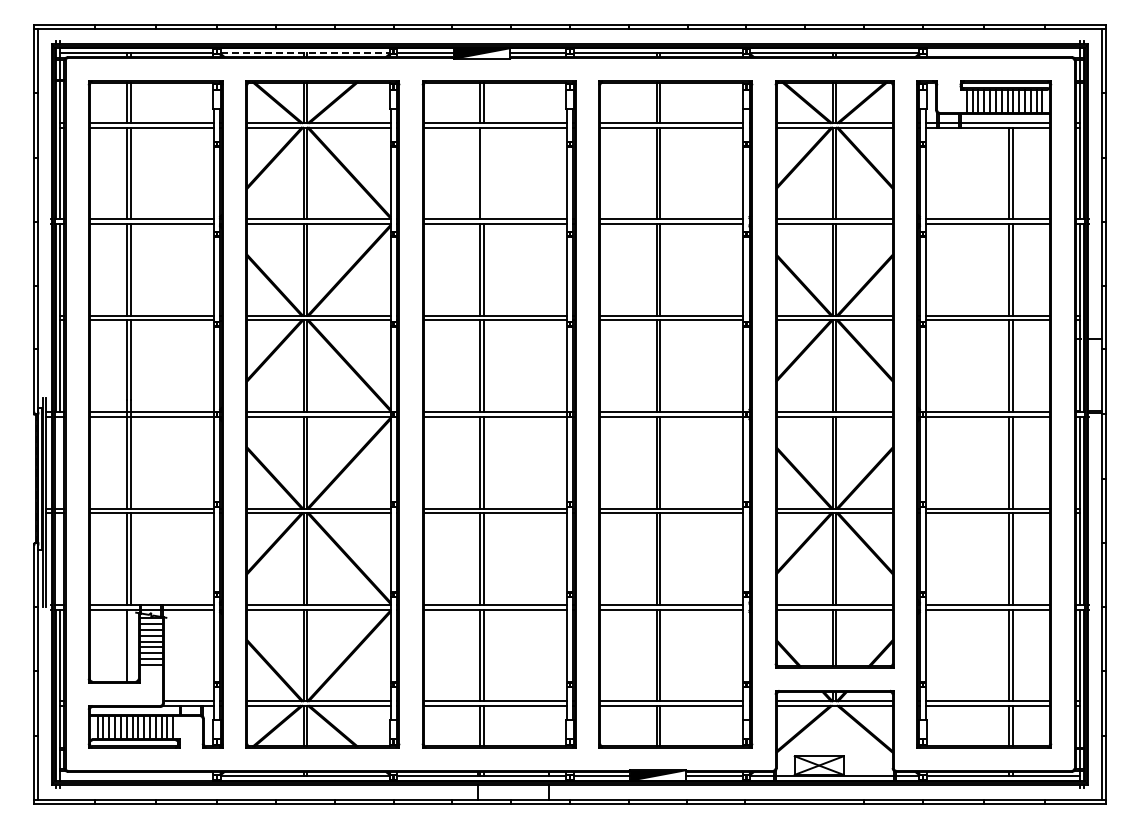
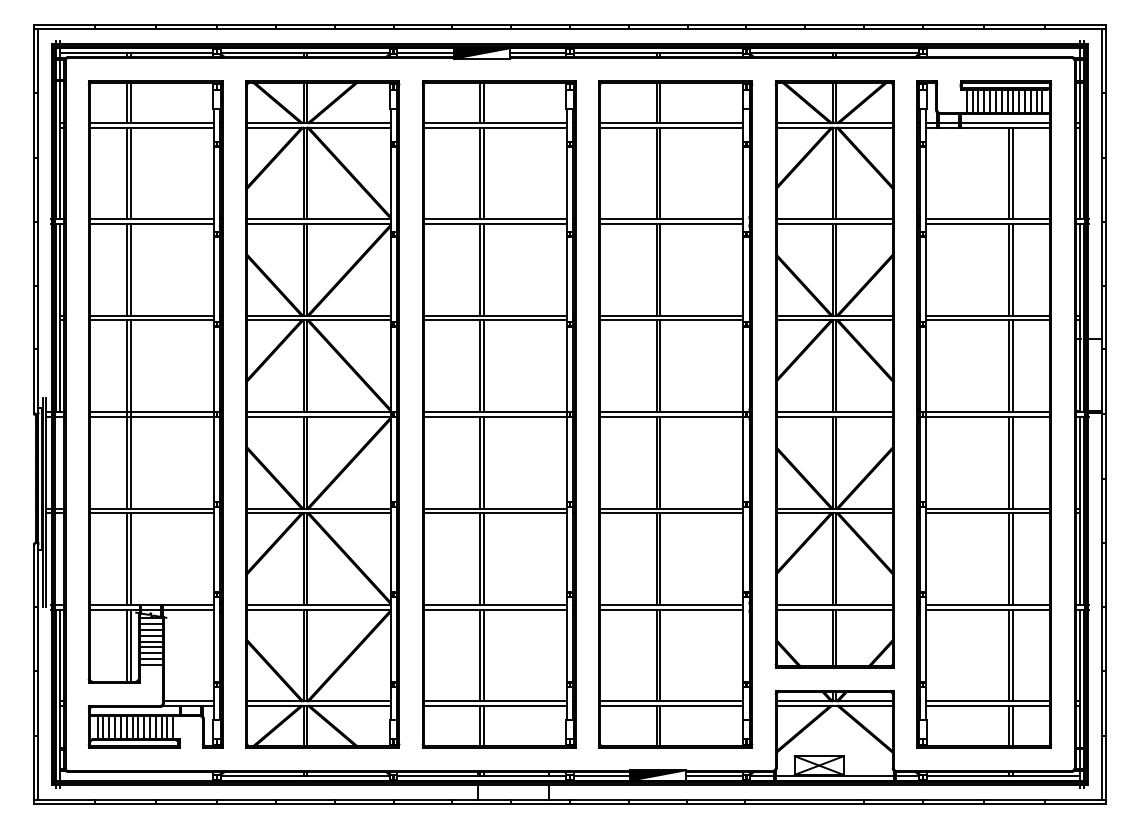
line: dashed -> solid (305, 52)
line: none -> present (483, 173)
line: none -> present (130, 645)
